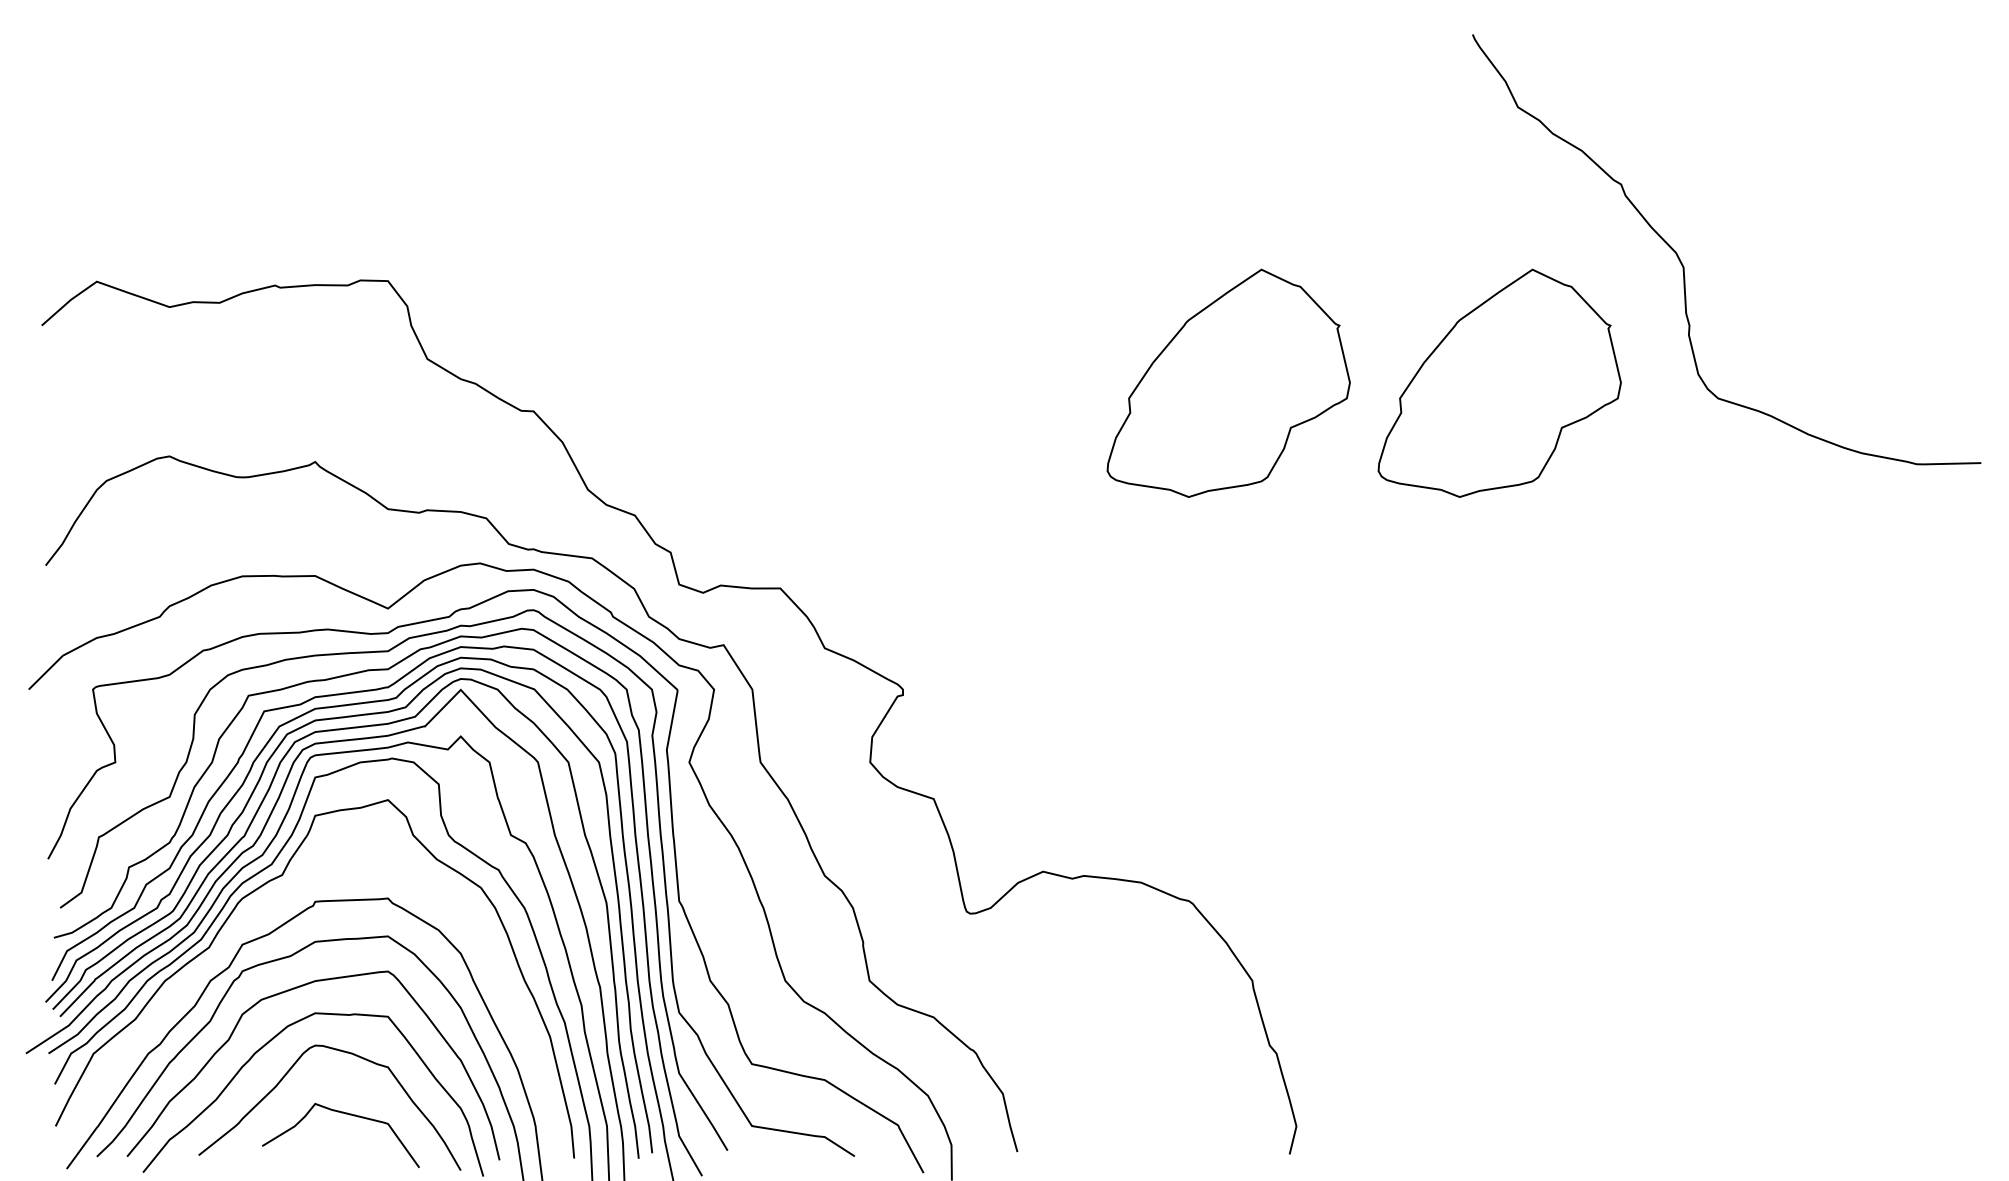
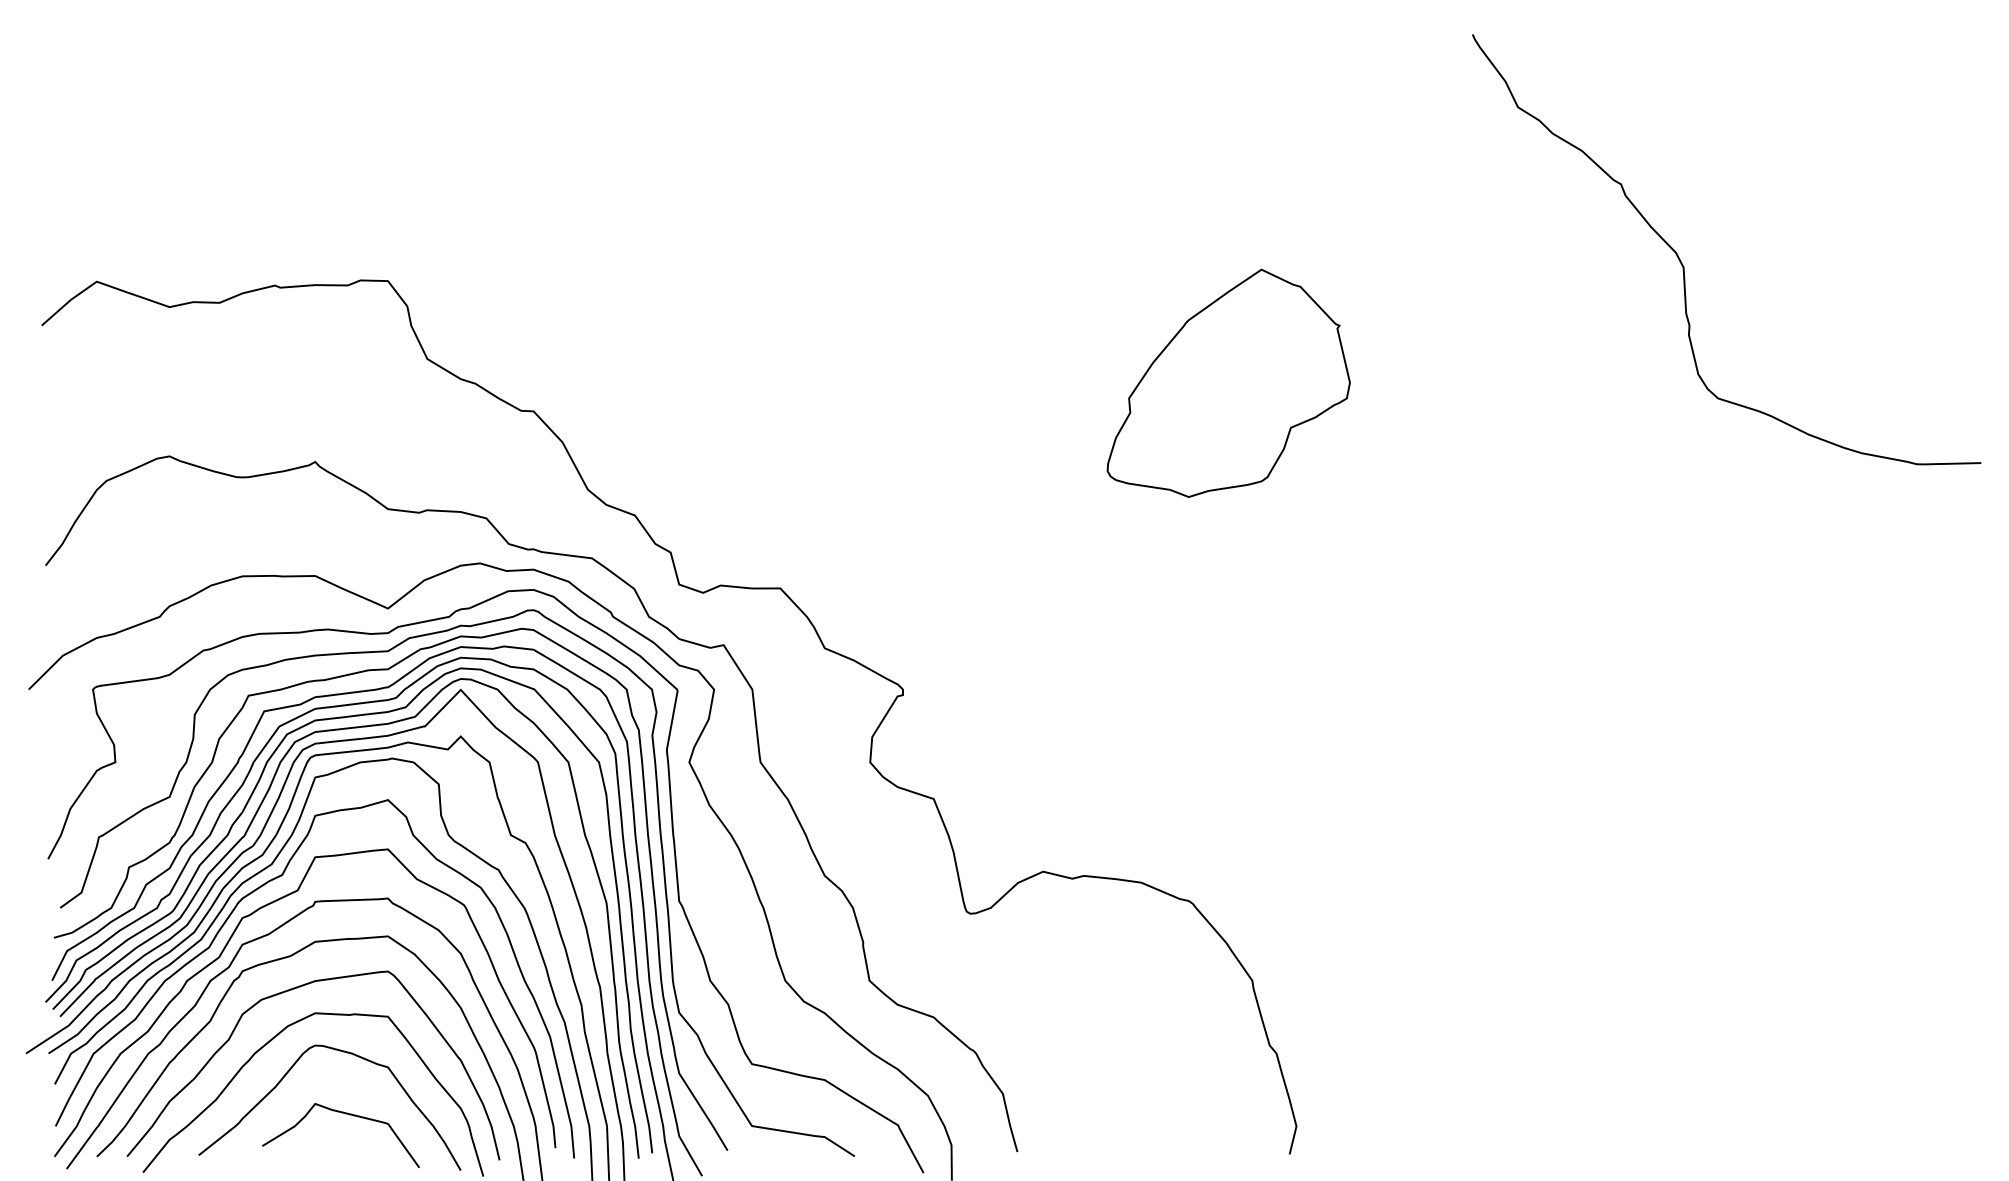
part: present -> none (1499, 382)
curve: none -> present (223, 952)
